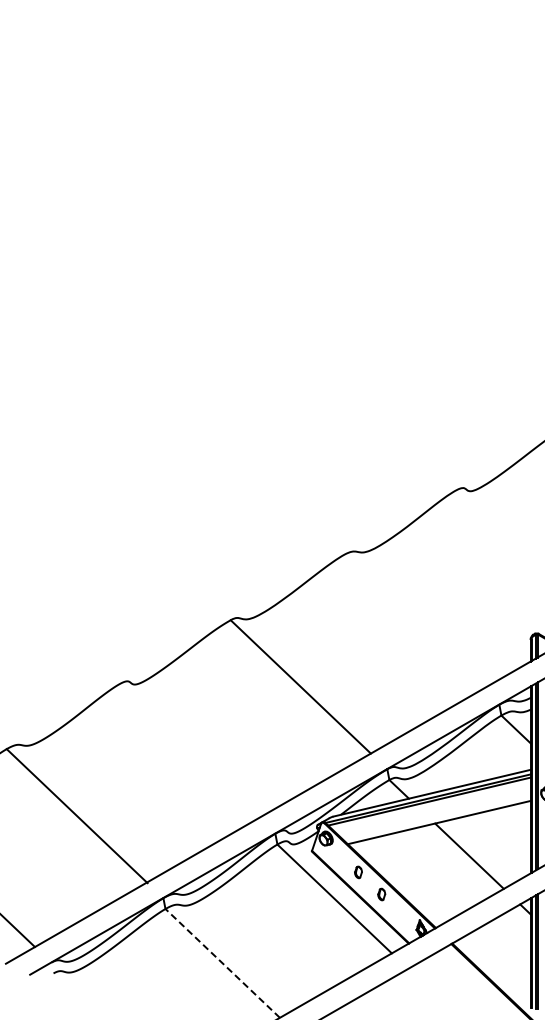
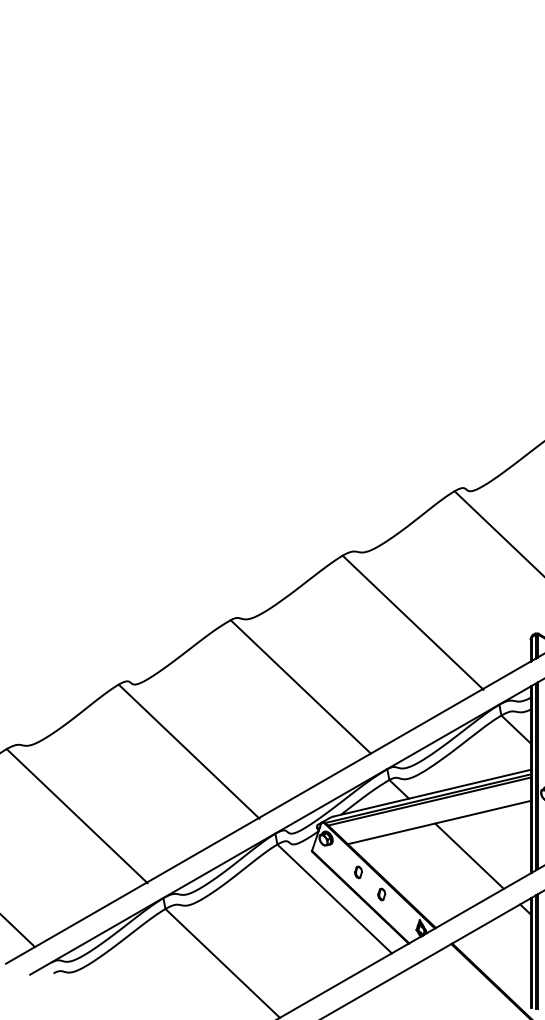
line: none -> present (497, 532)
line: none -> present (412, 622)
line: none -> present (188, 751)
line: dashed -> solid (222, 963)
